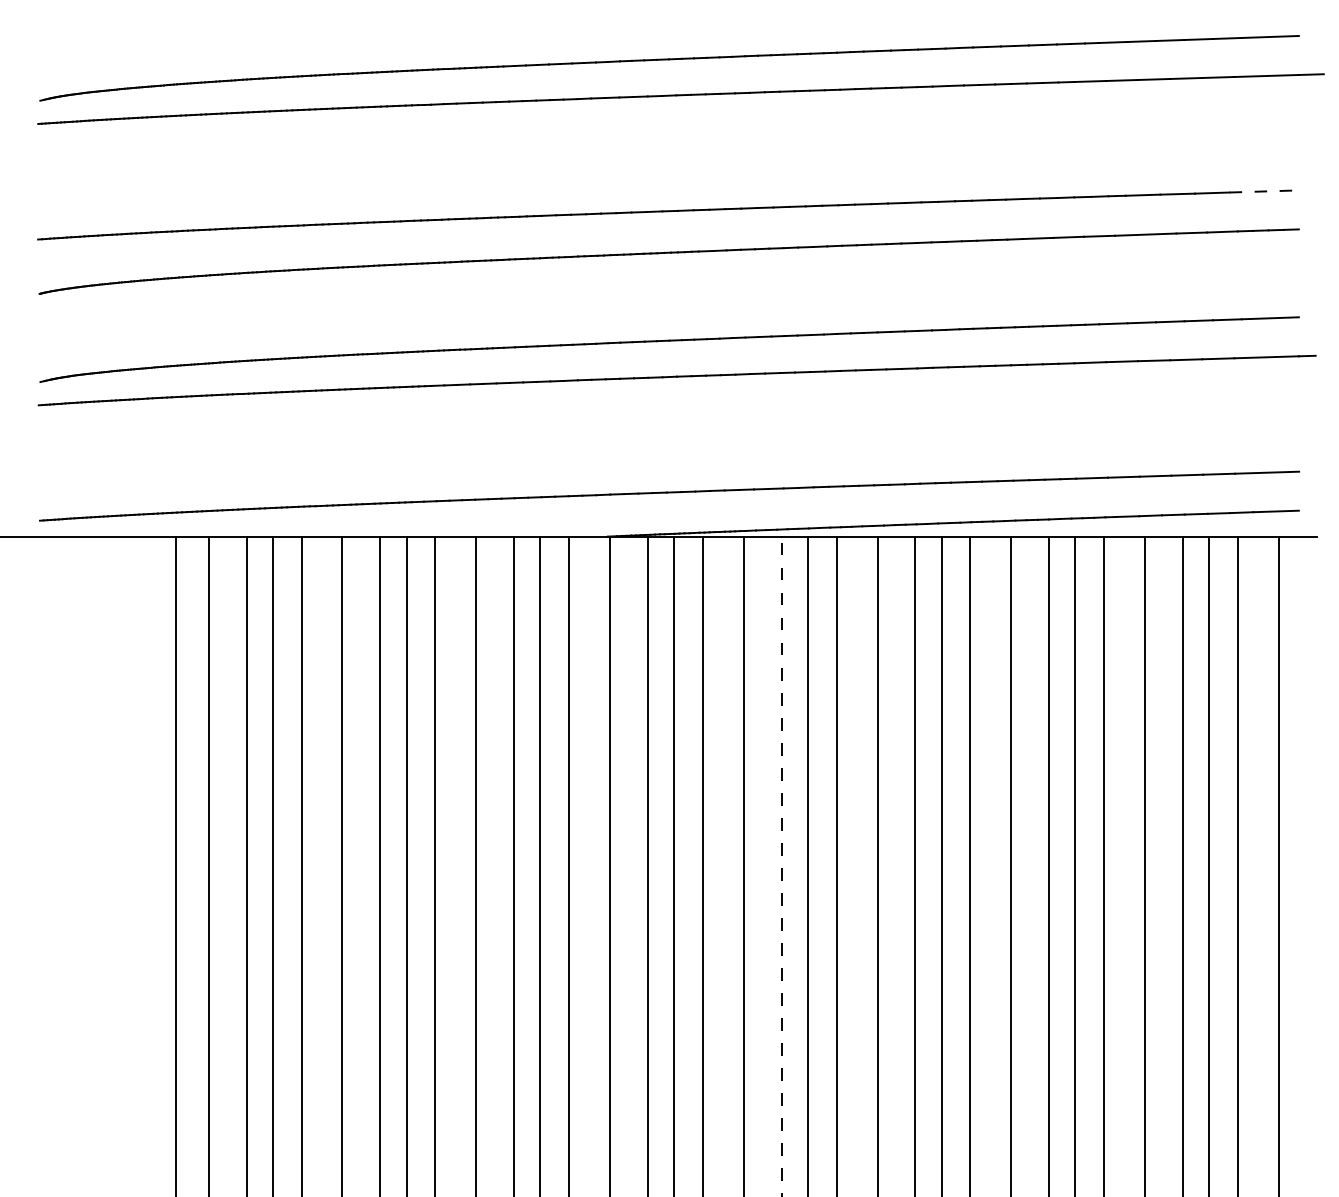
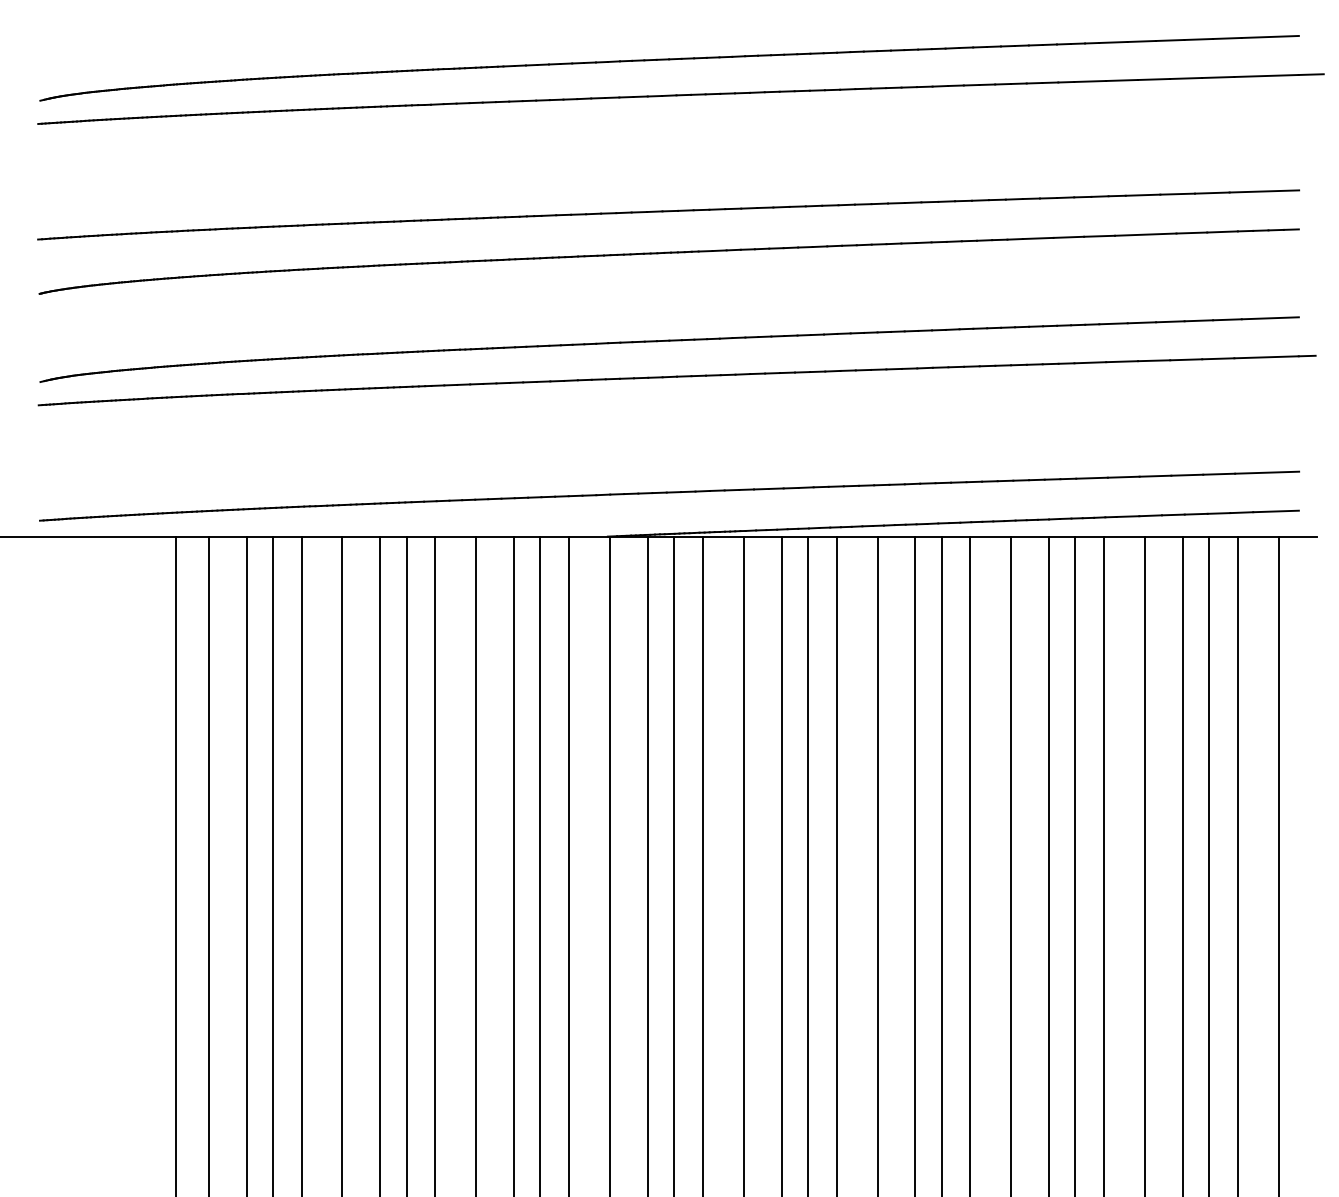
line: dashed -> solid (1264, 191)
line: dashed -> solid (781, 866)
